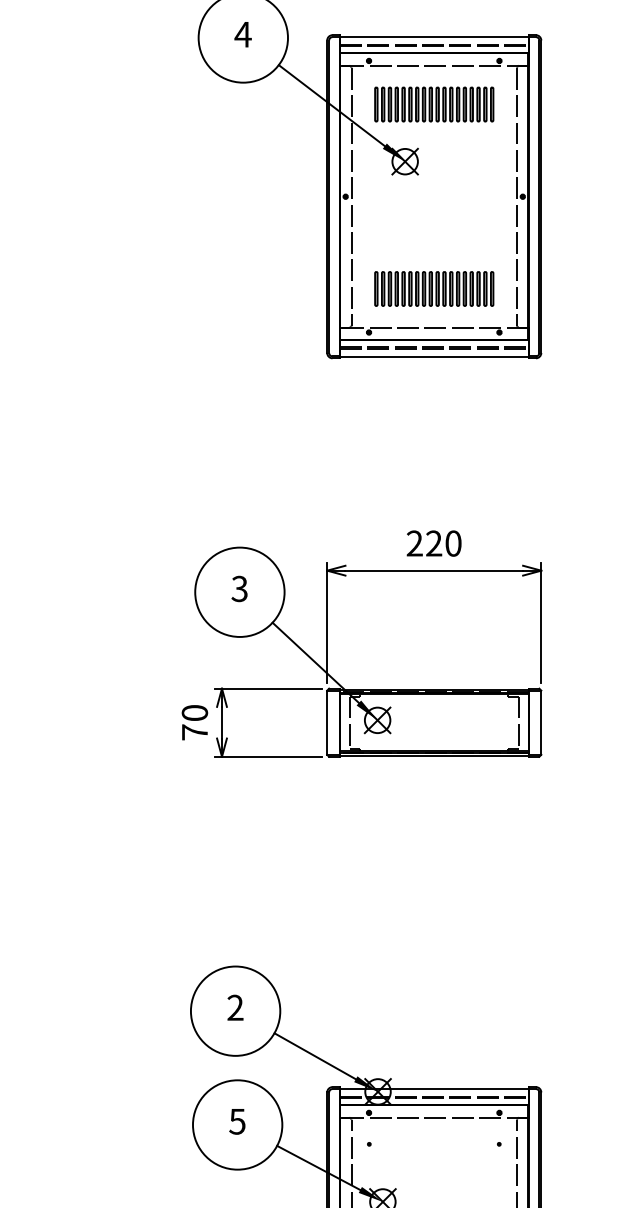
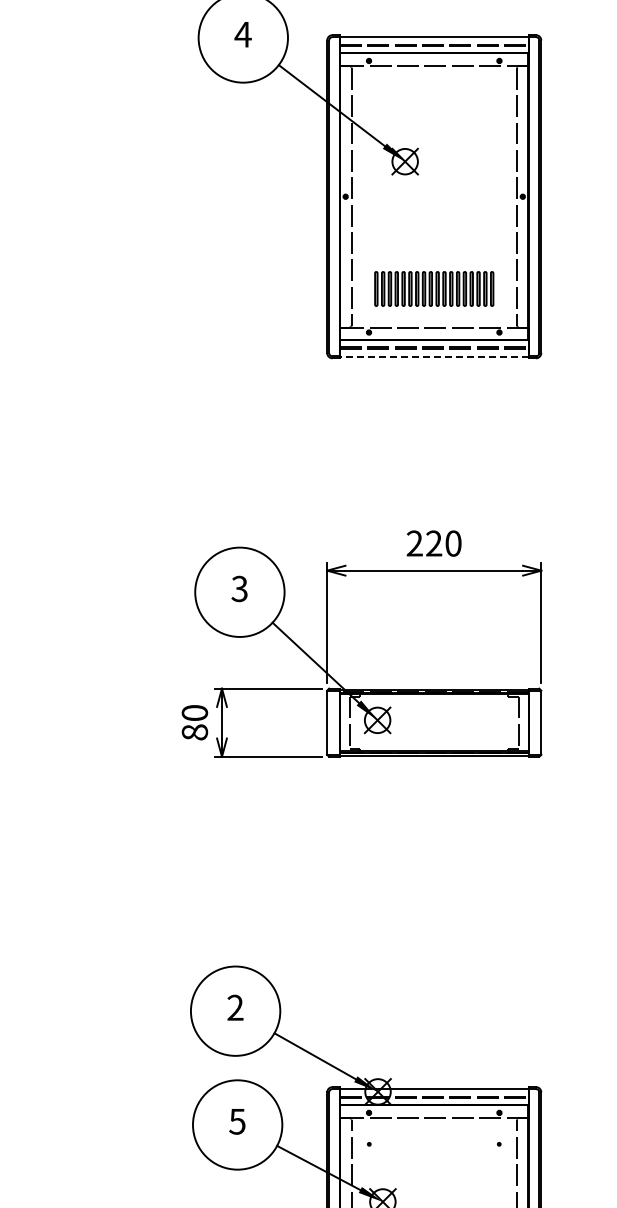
part: present -> none (434, 104)
line: solid -> dashed (433, 356)
text: 70 -> 80 (194, 732)
